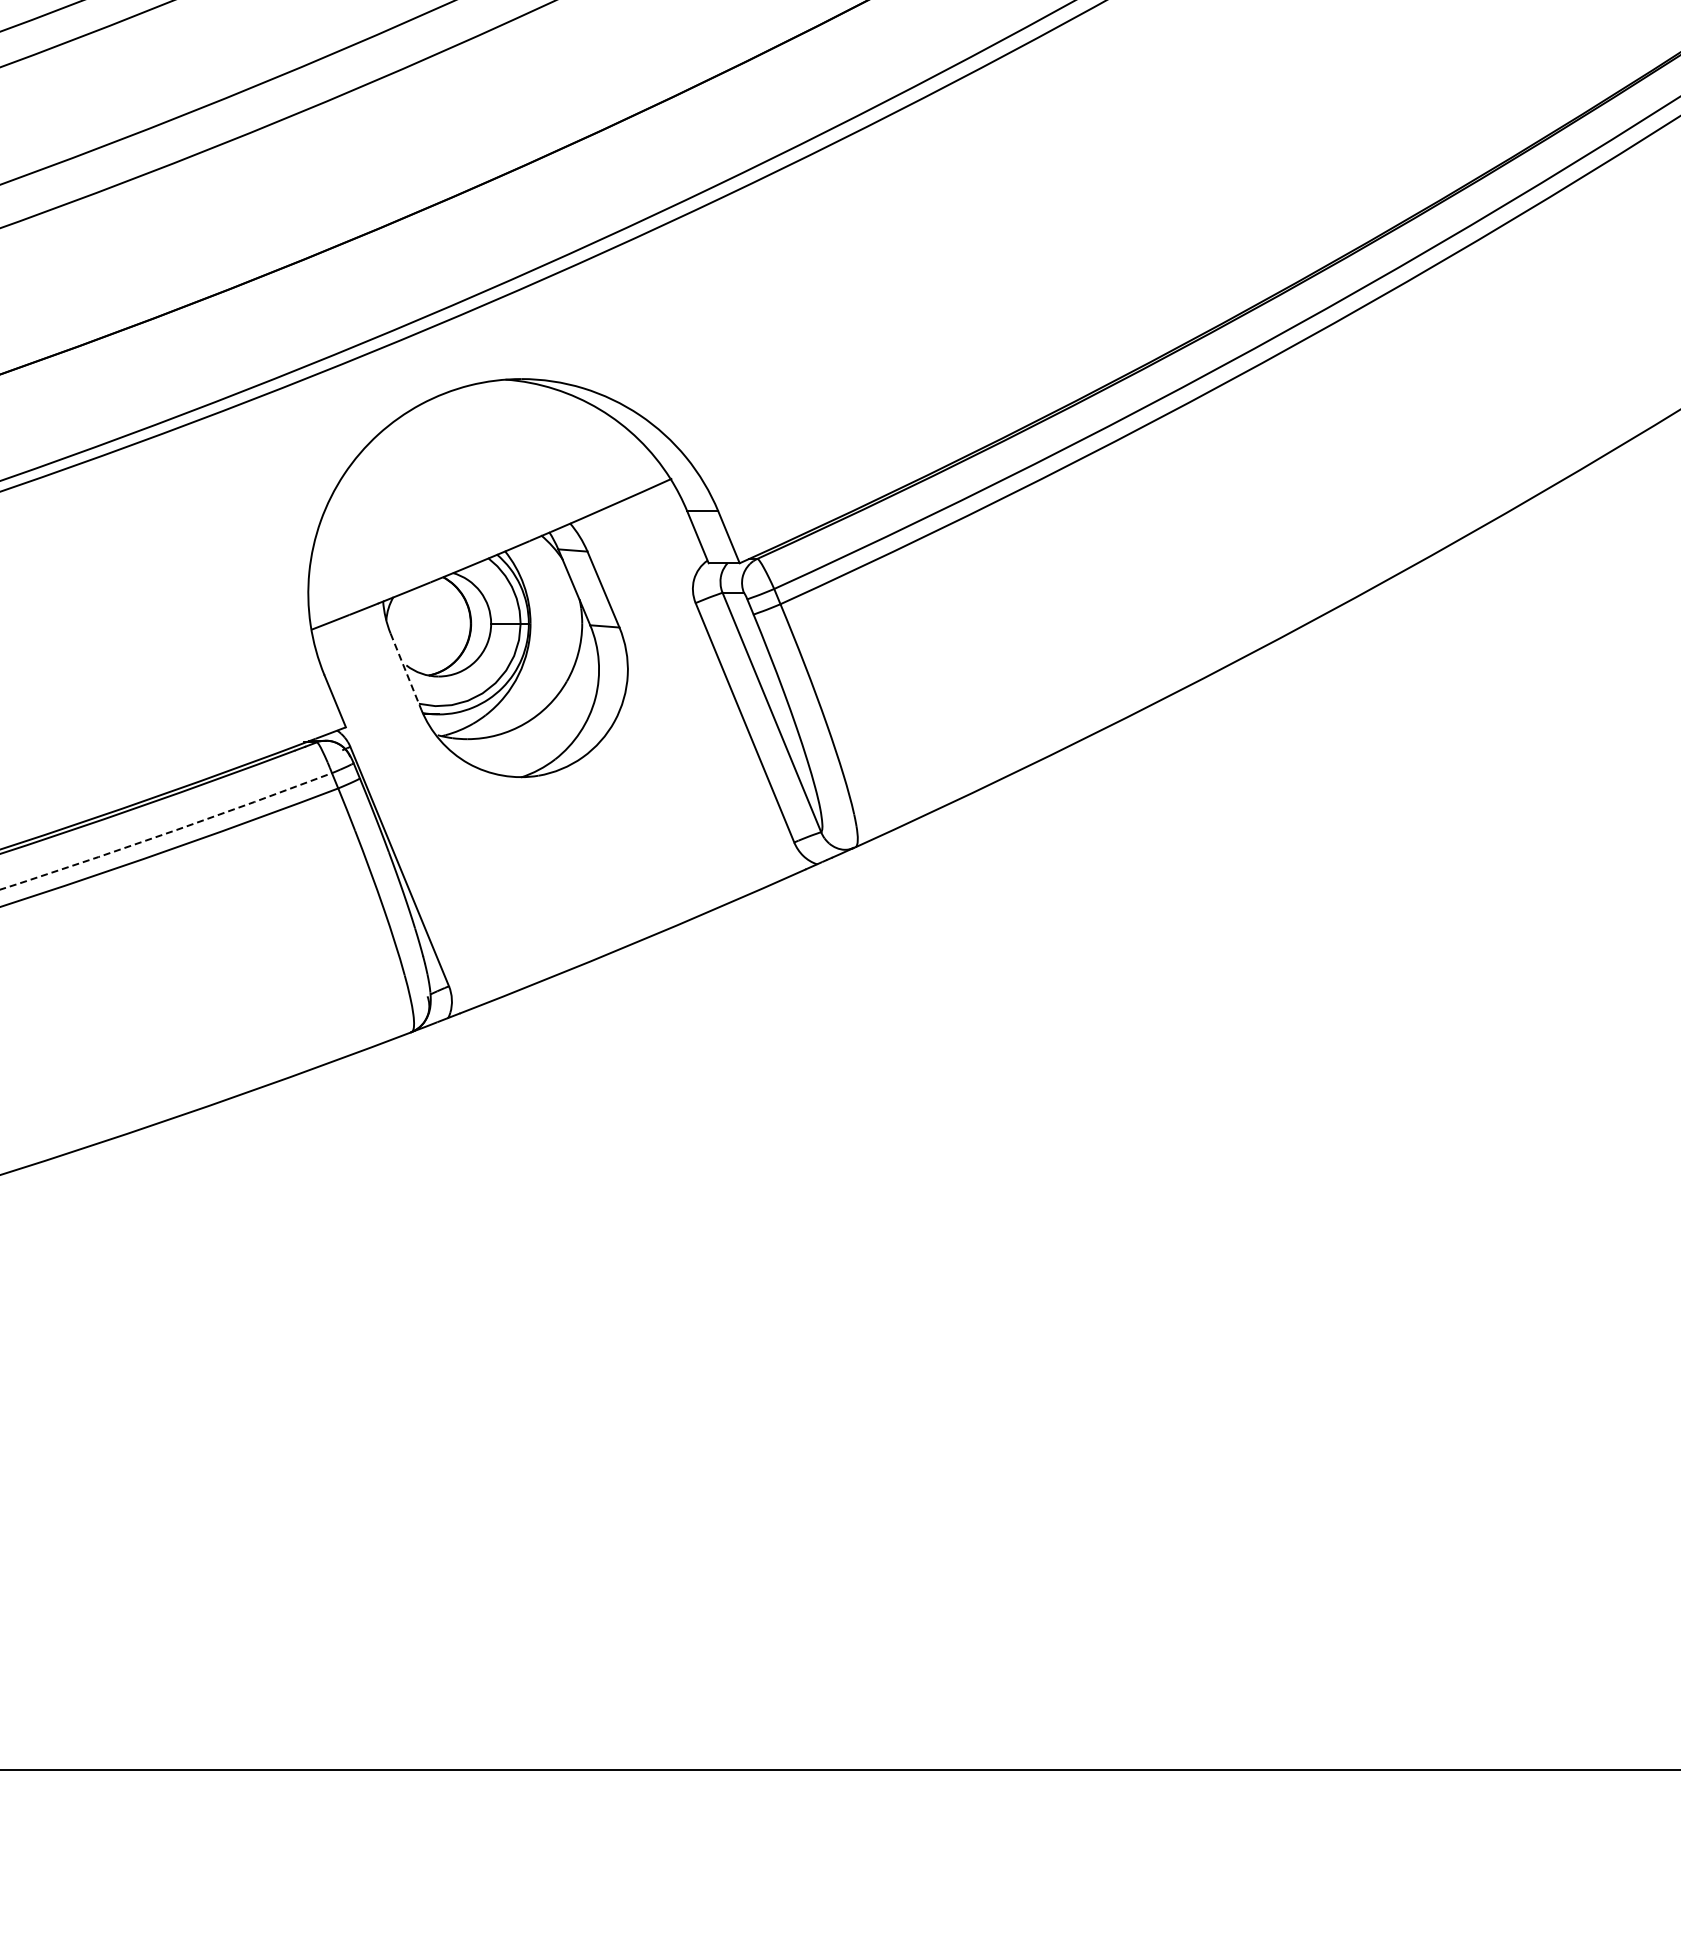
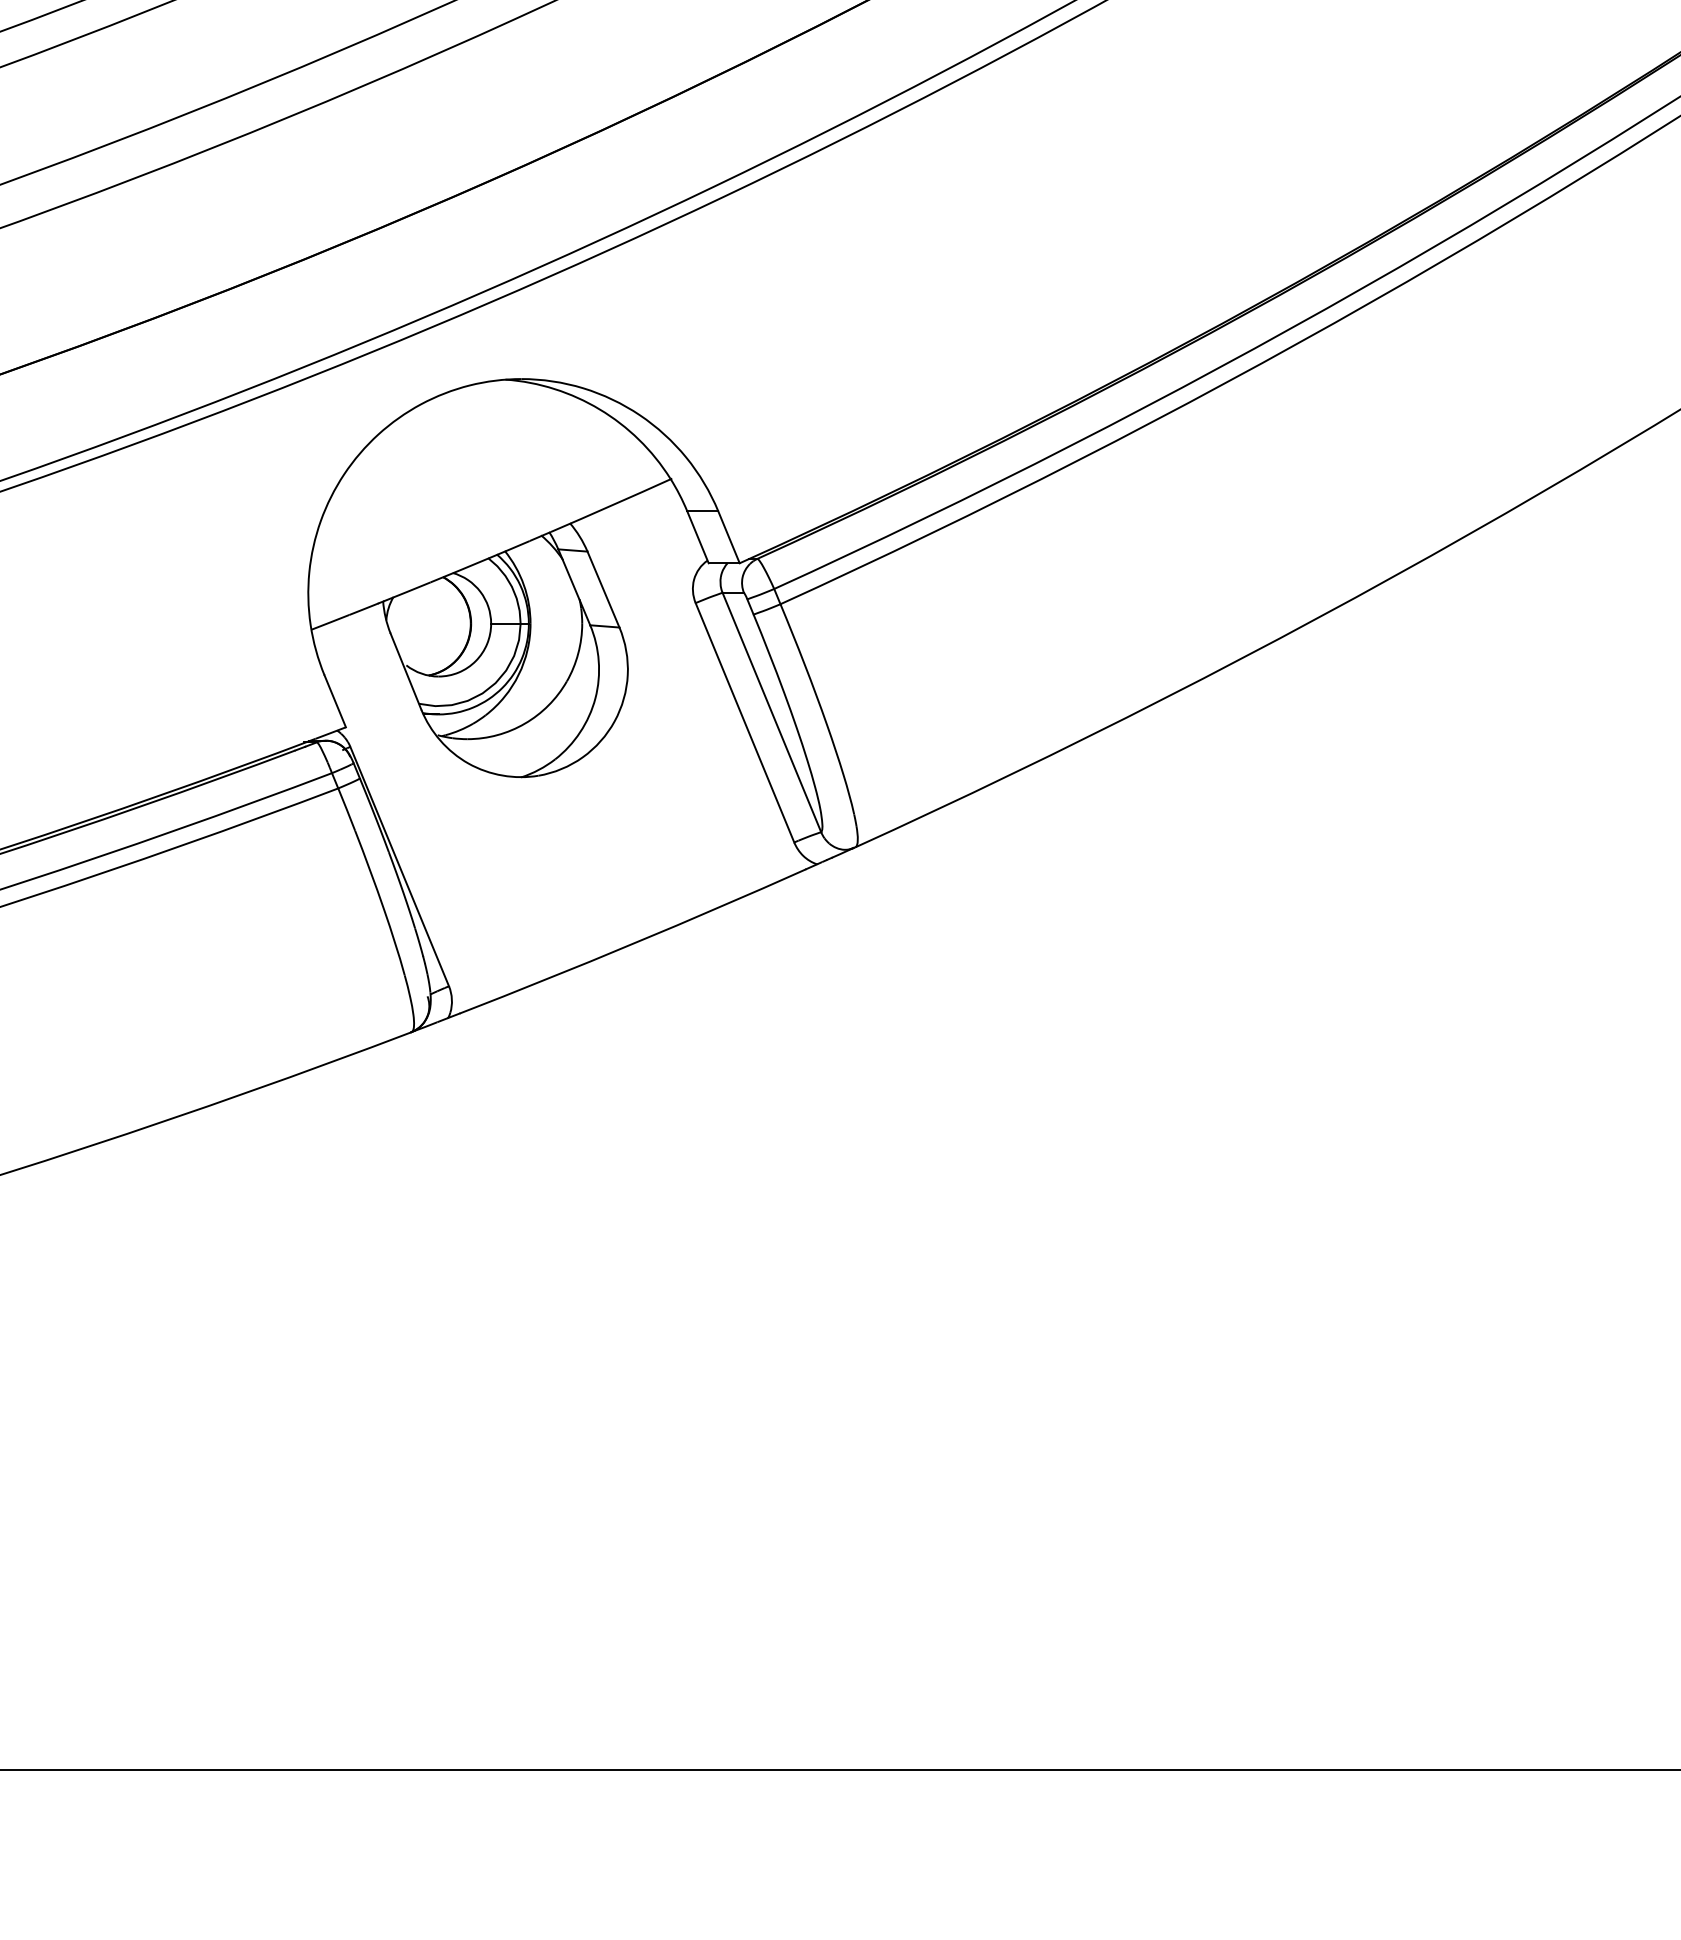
line: dashed -> solid (406, 672)
arc: dashed -> solid (167, 833)
